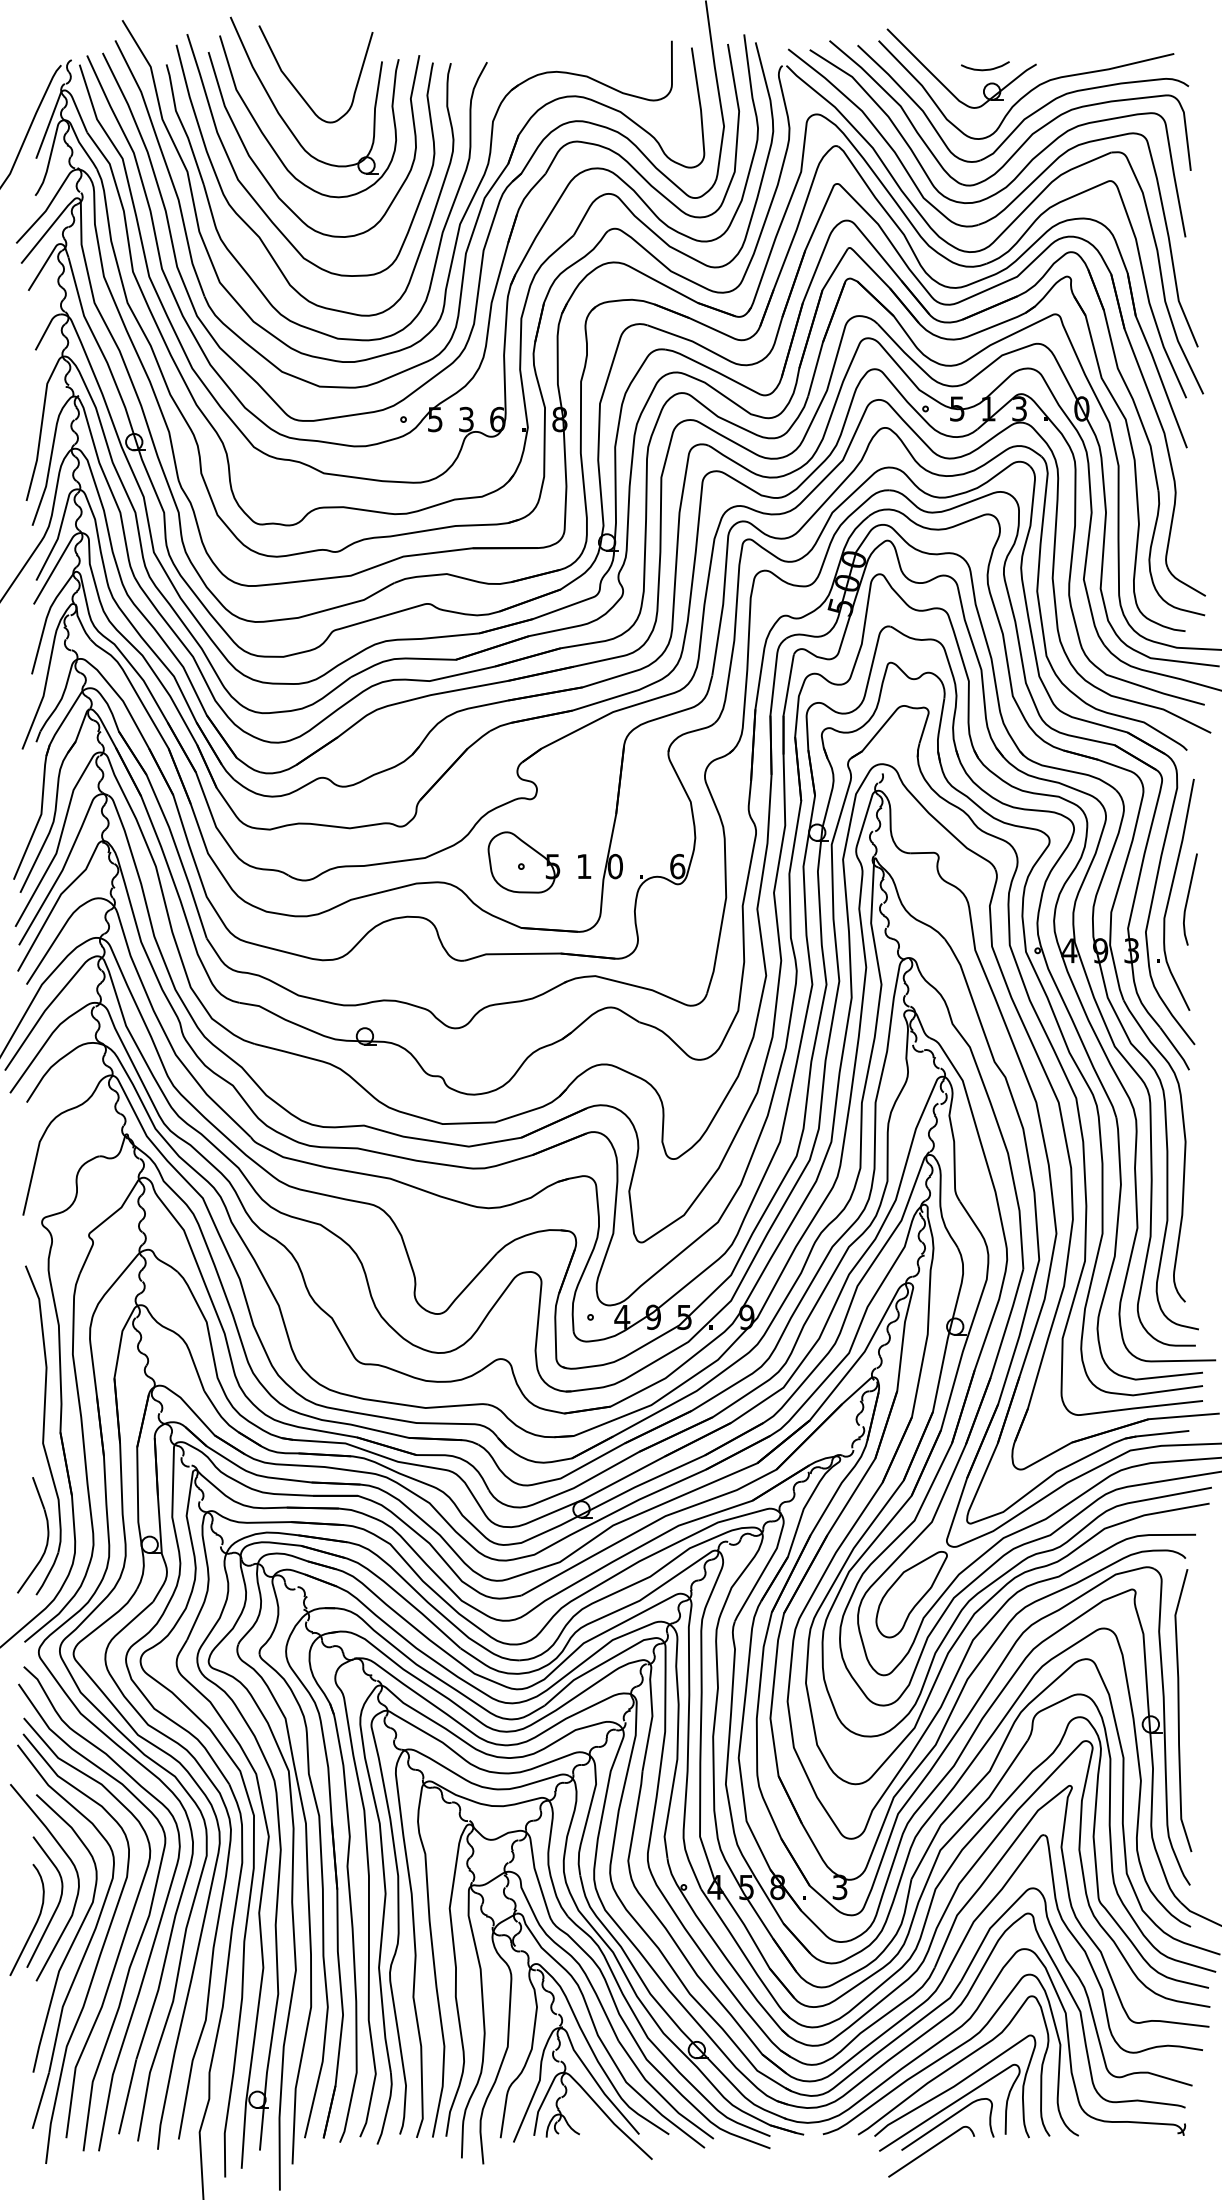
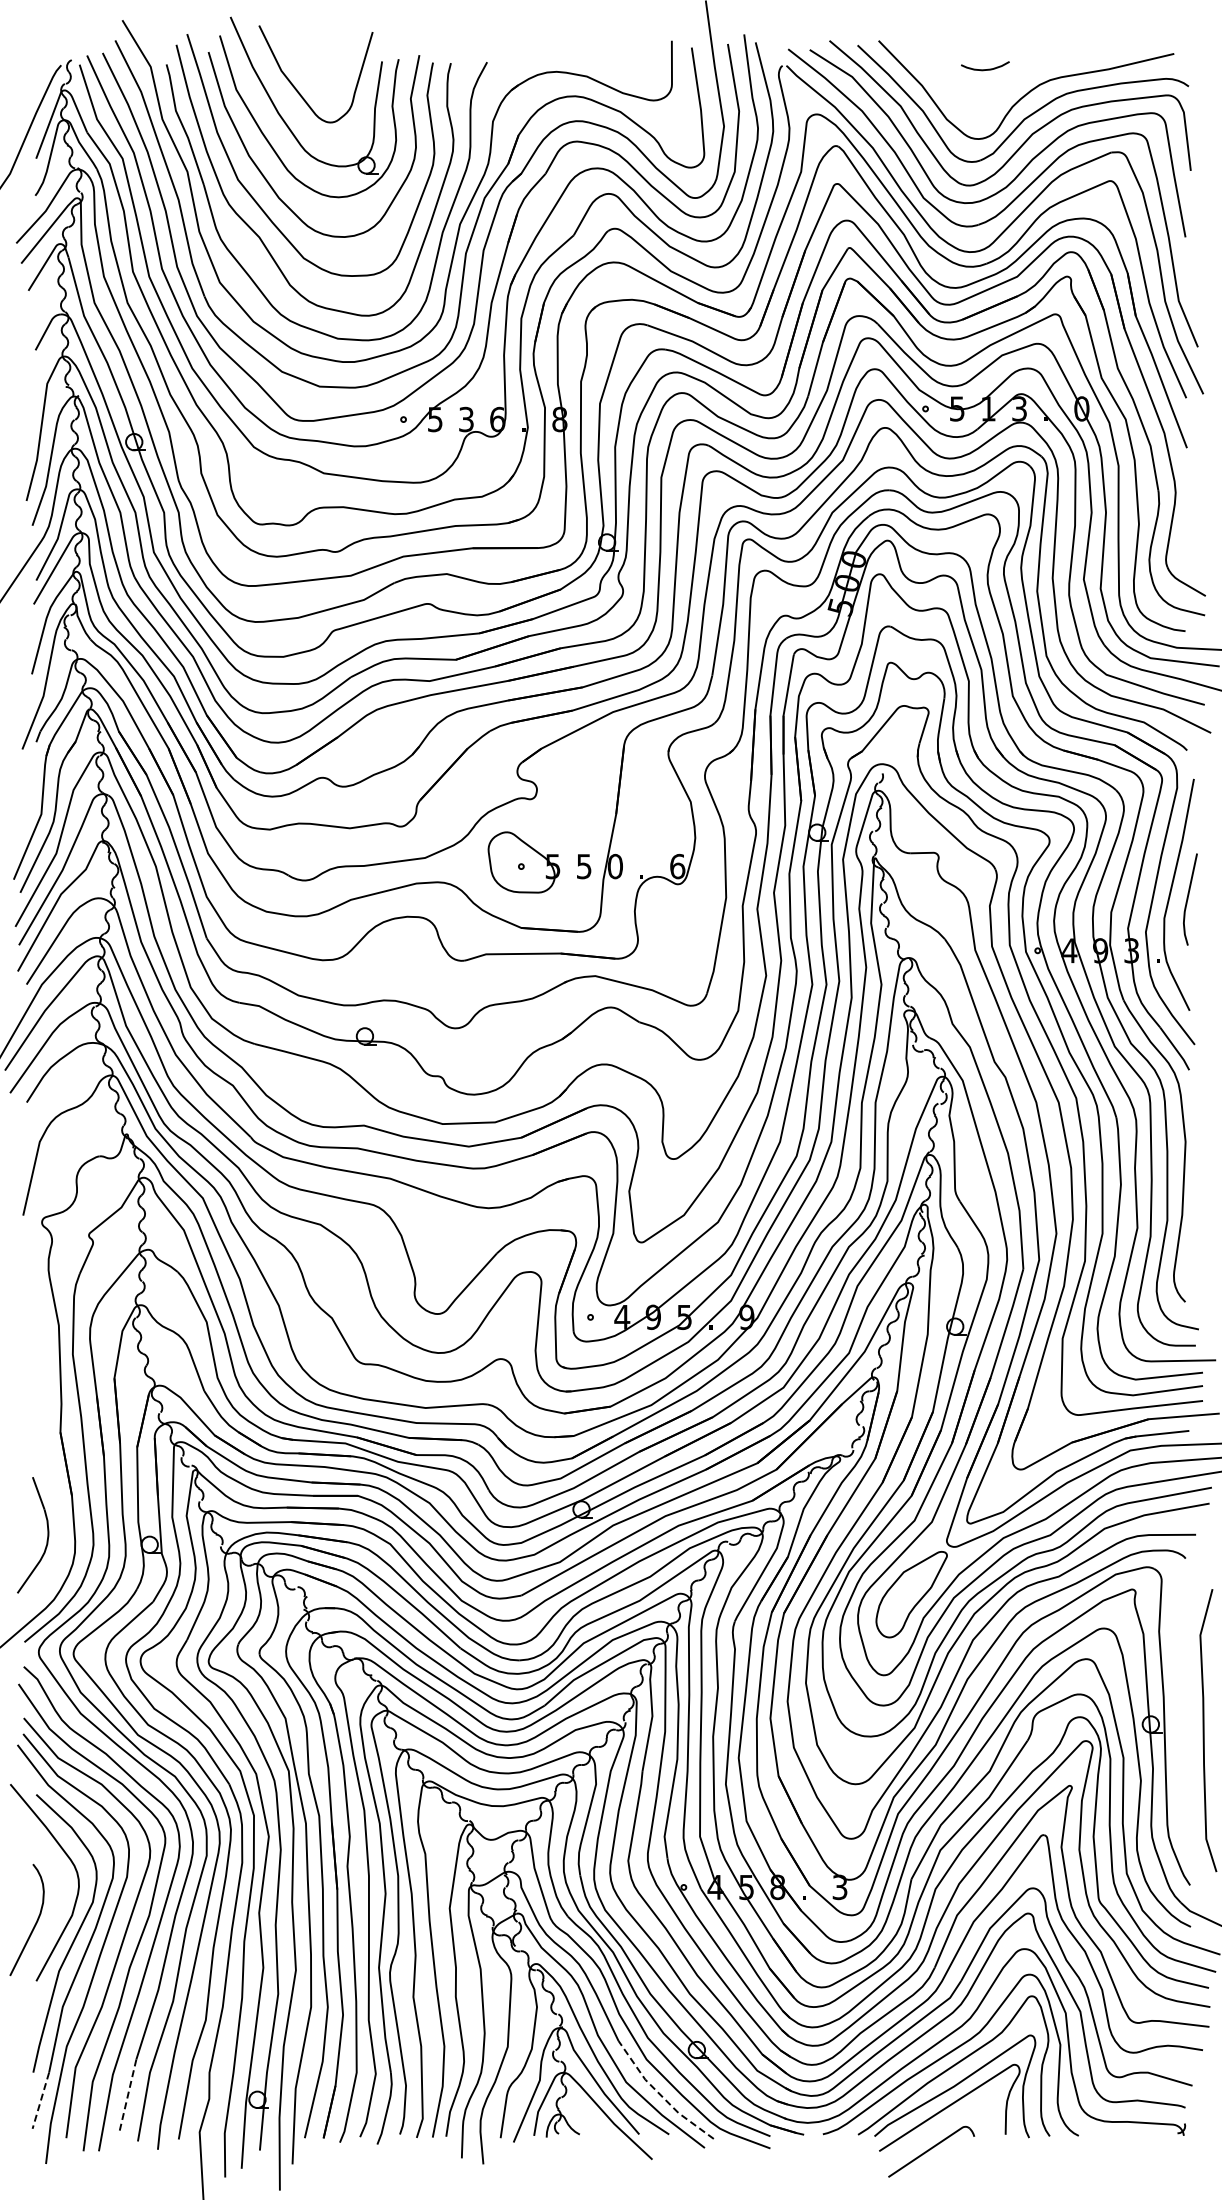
part: present -> none (944, 84)
text: 1 -> 5 (584, 866)
part: present -> none (43, 1430)
curve position: (1179, 1710) -> (1204, 1730) (1204, 1730)
curve: present -> none (56, 1906)
line: solid -> dashed (660, 2095)
line: solid -> dashed (127, 2097)
line: solid -> dashed (40, 2101)
curve: present -> none (946, 2121)
